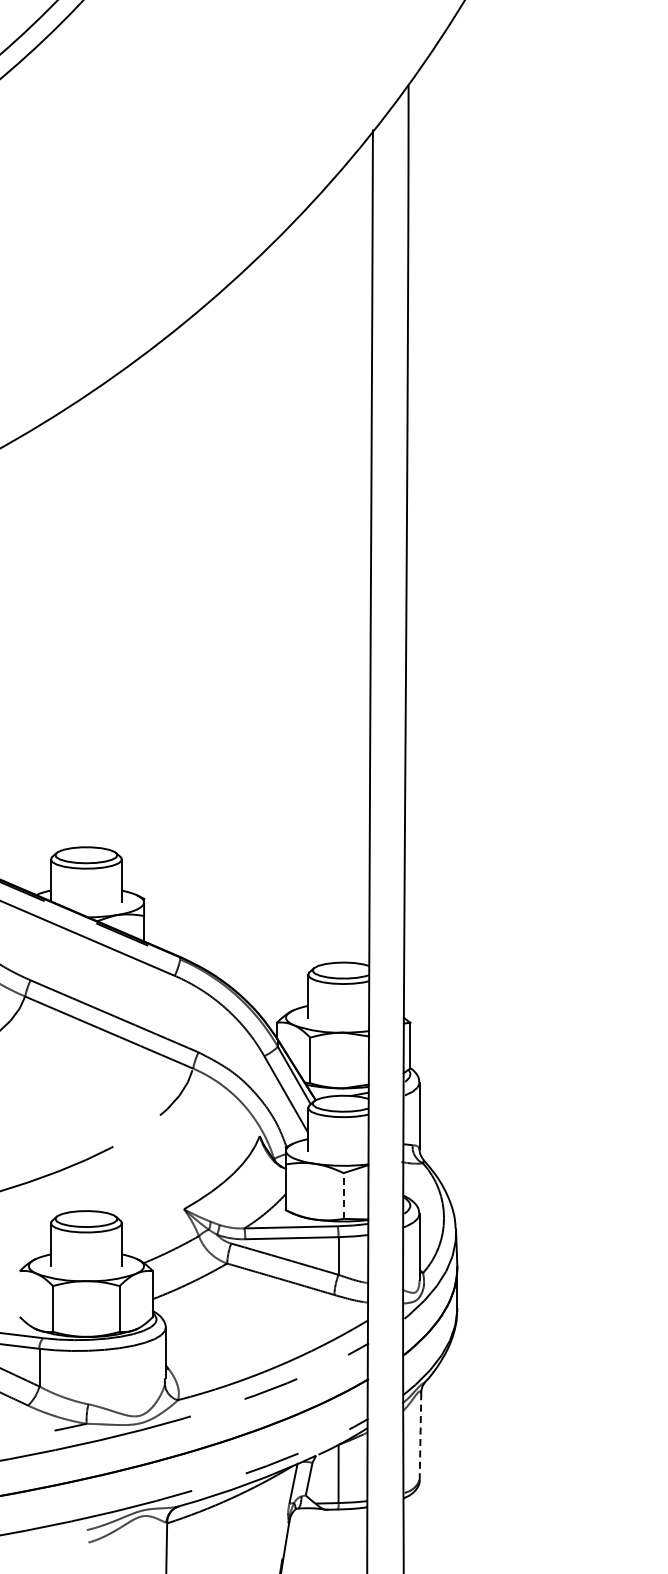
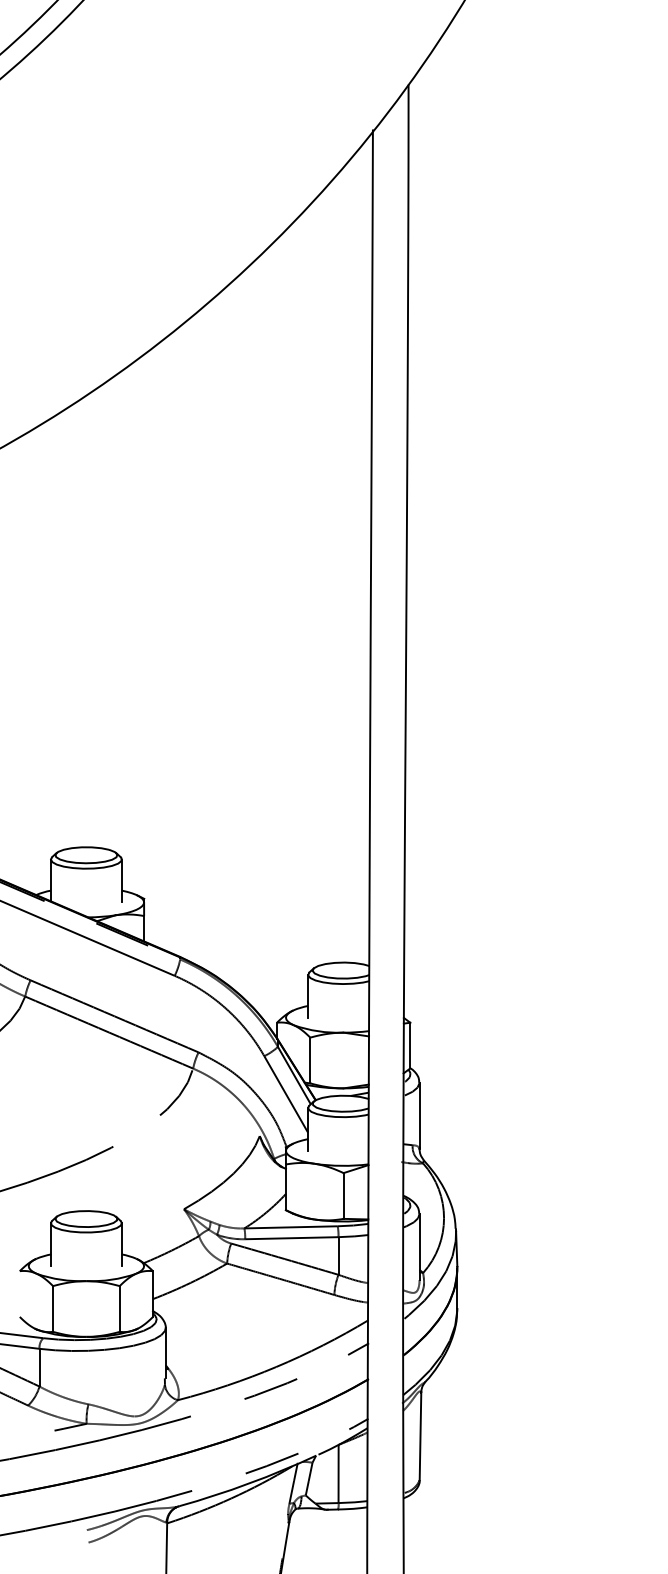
line: dashed -> solid (343, 1195)
line: dashed -> solid (420, 1436)
